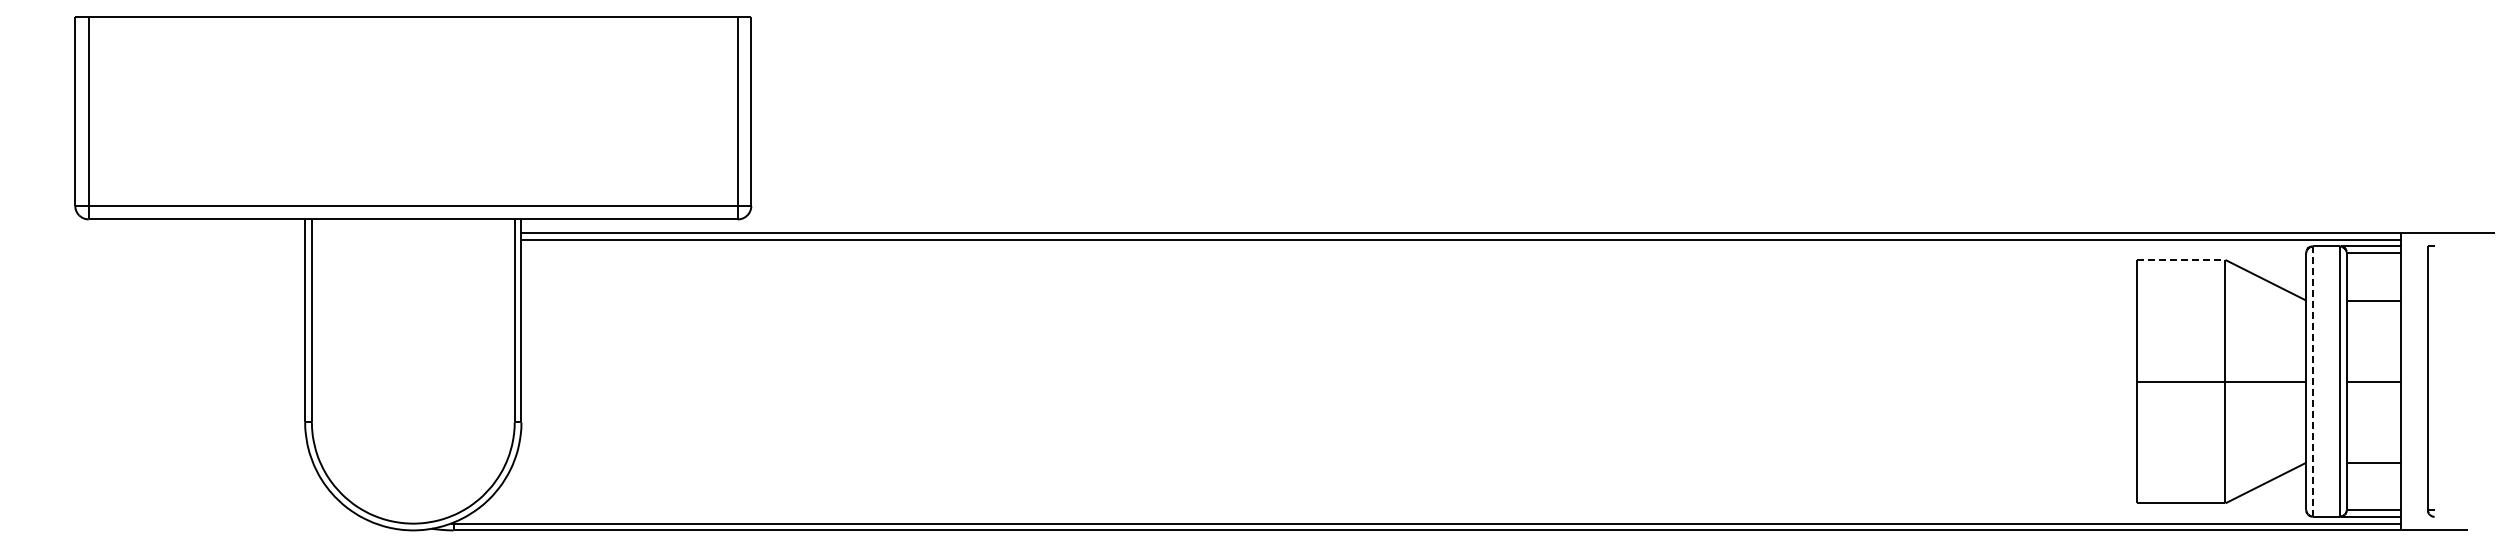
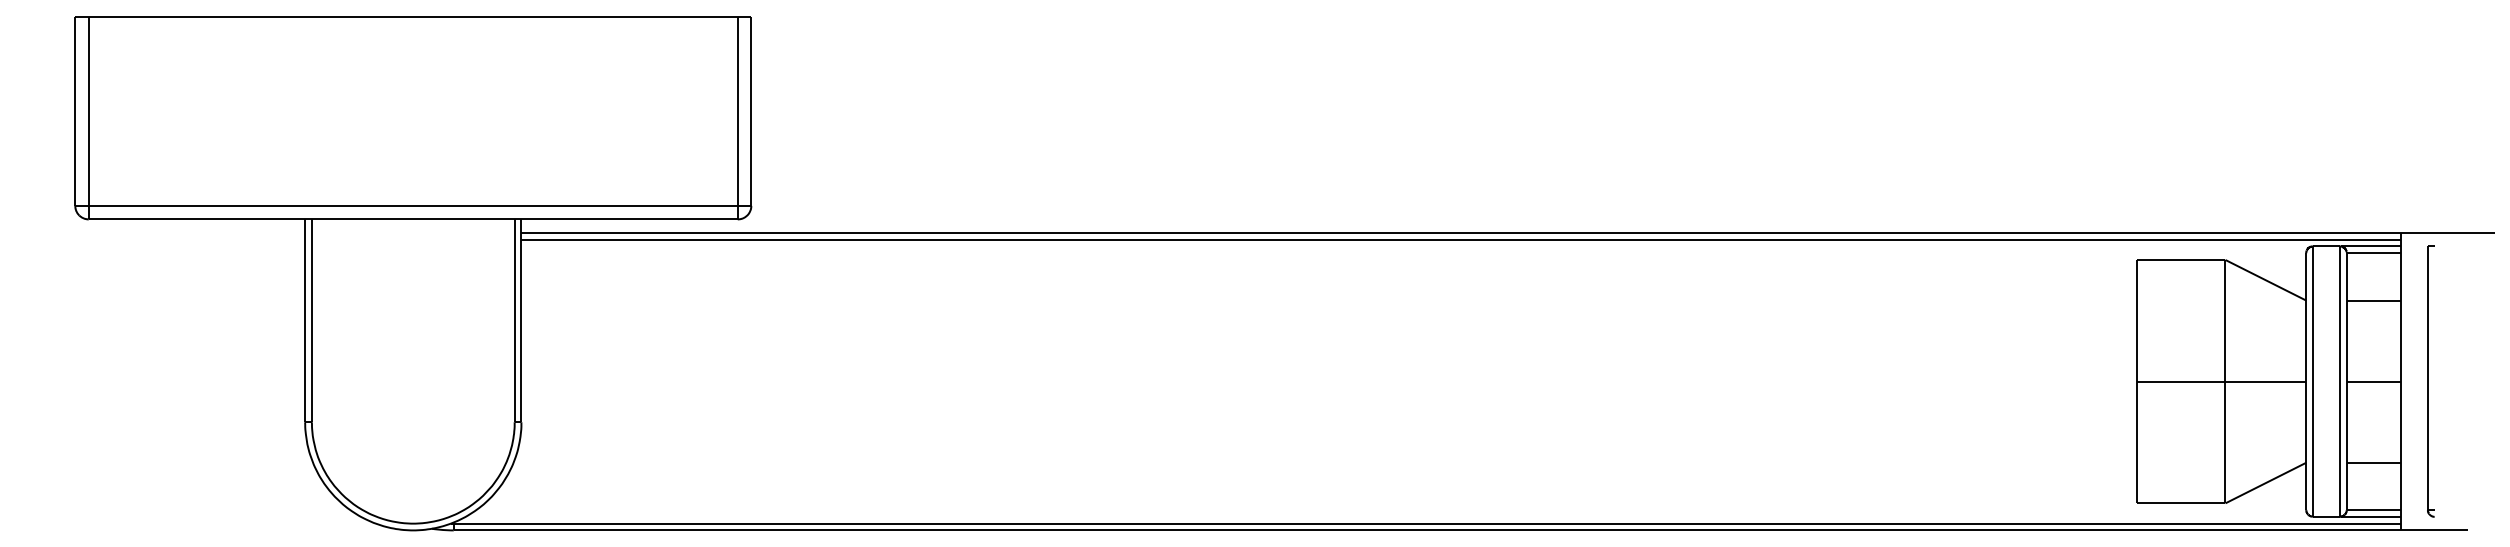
line: dashed -> solid (2181, 259)
line: dashed -> solid (2312, 382)
